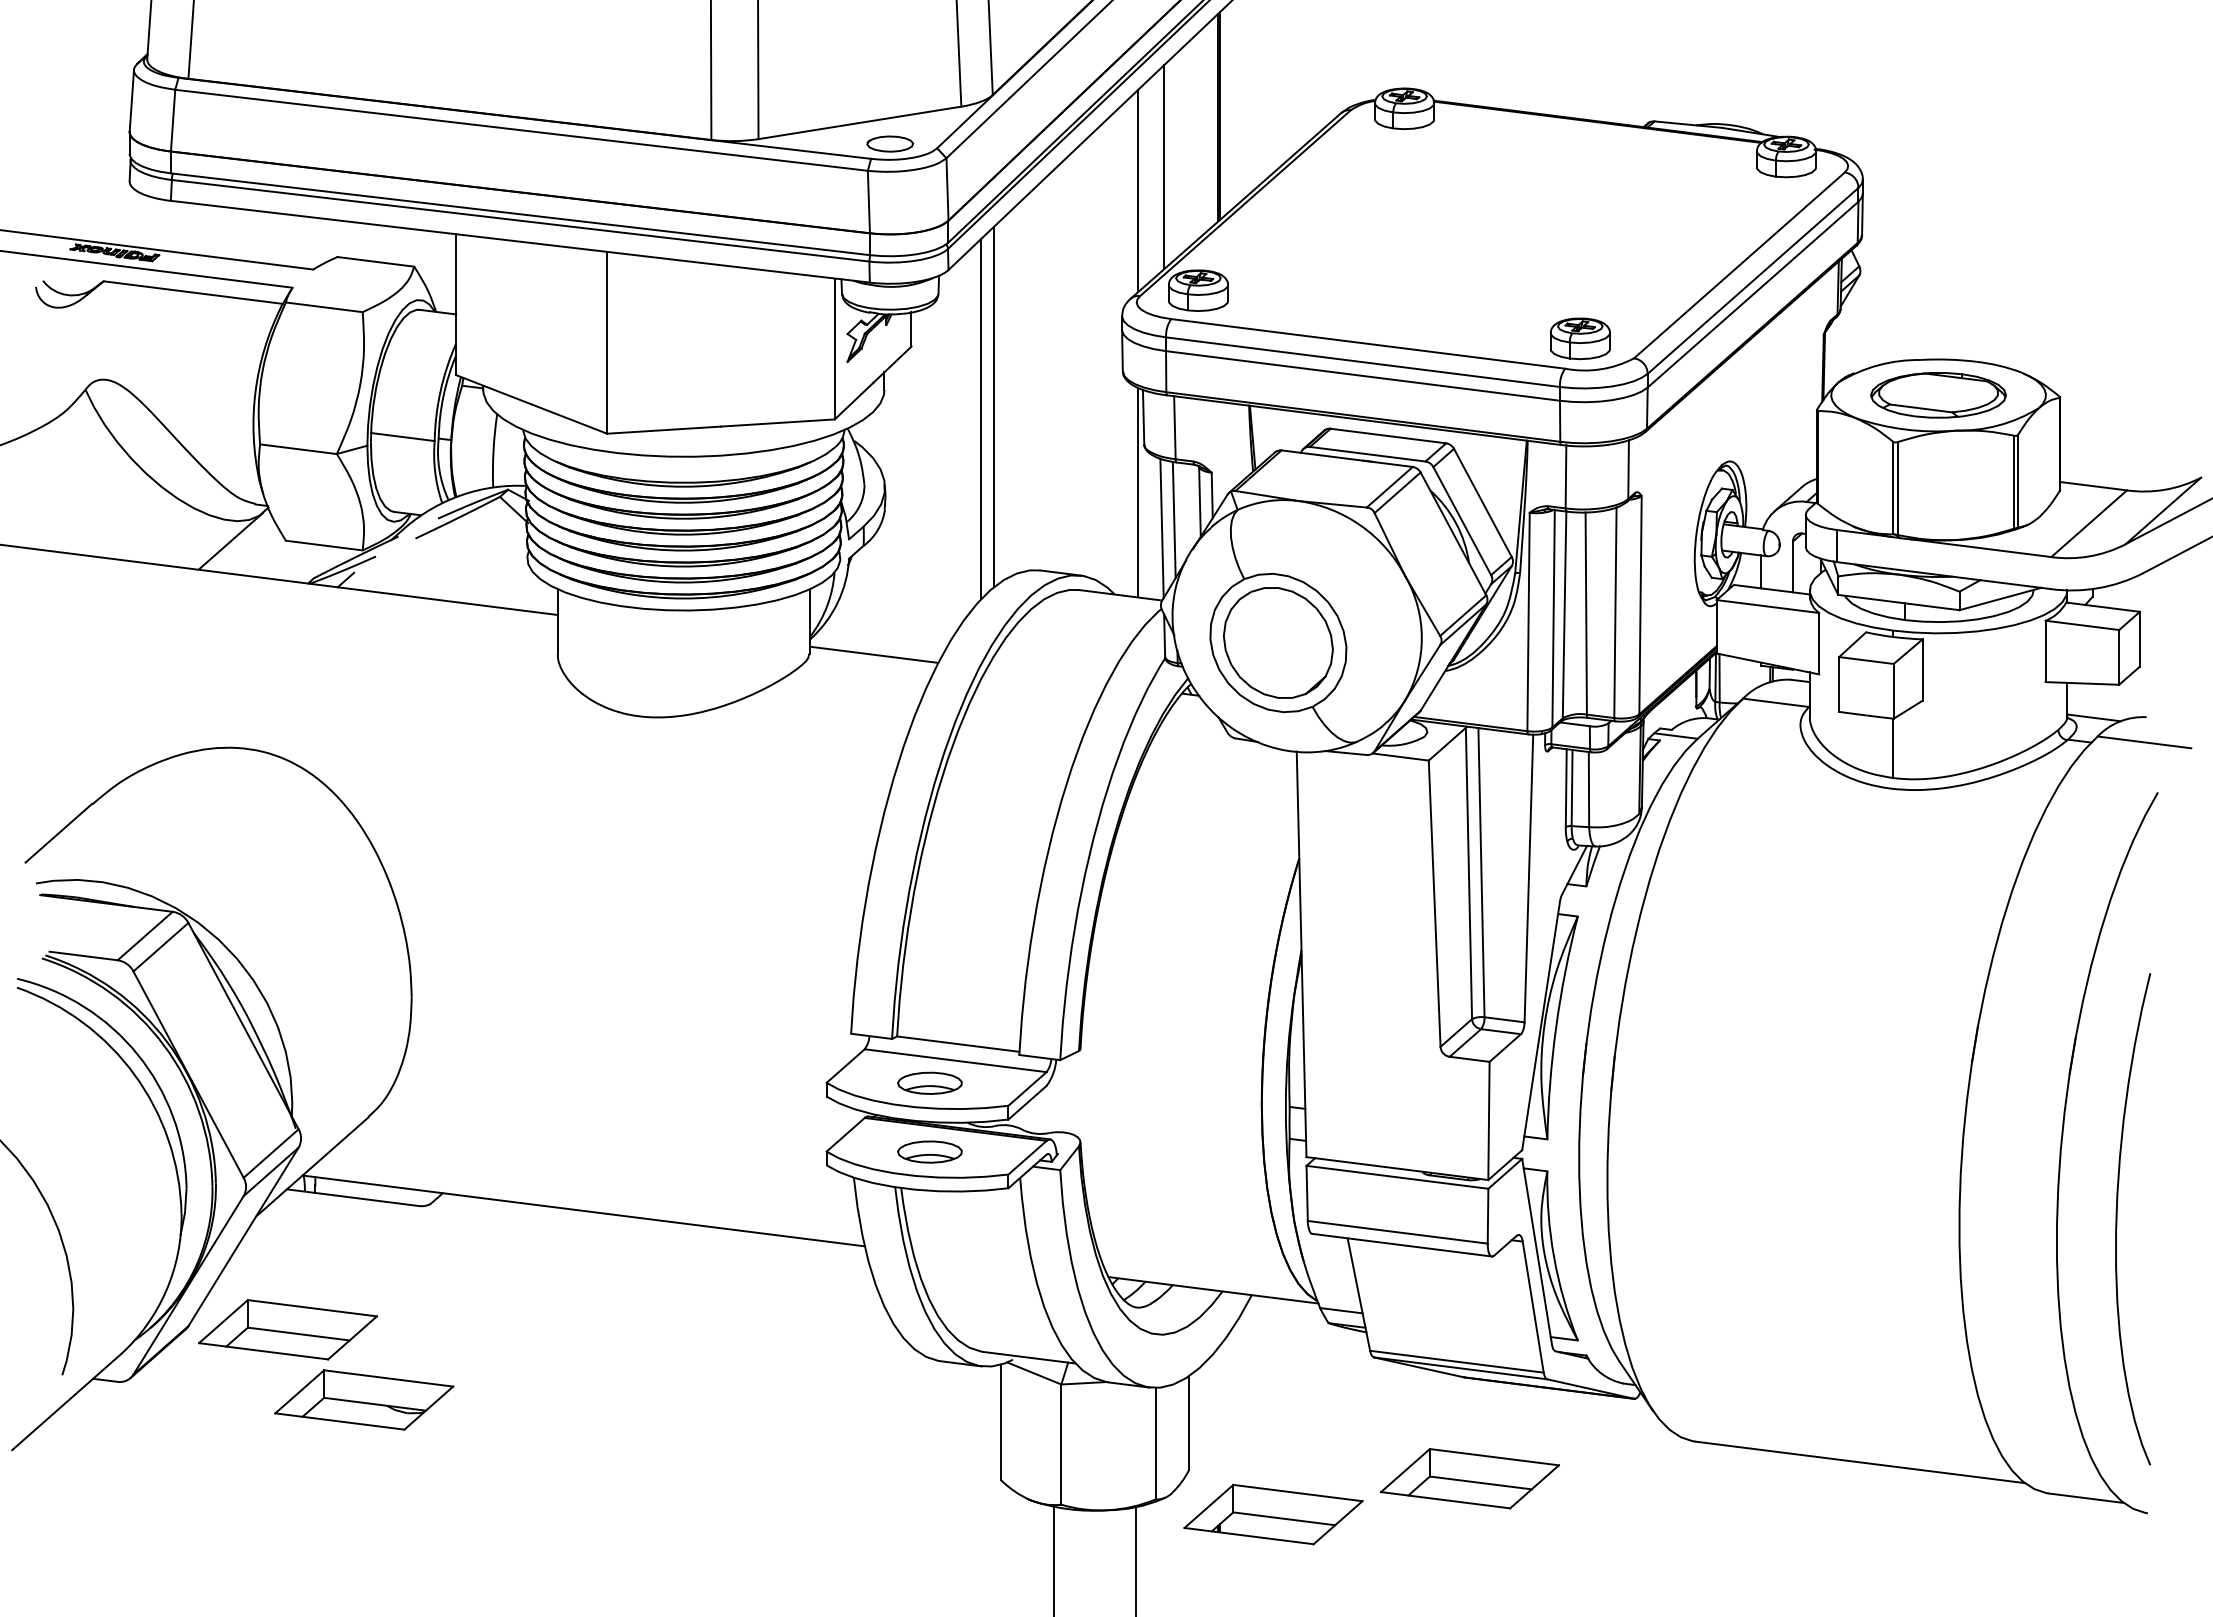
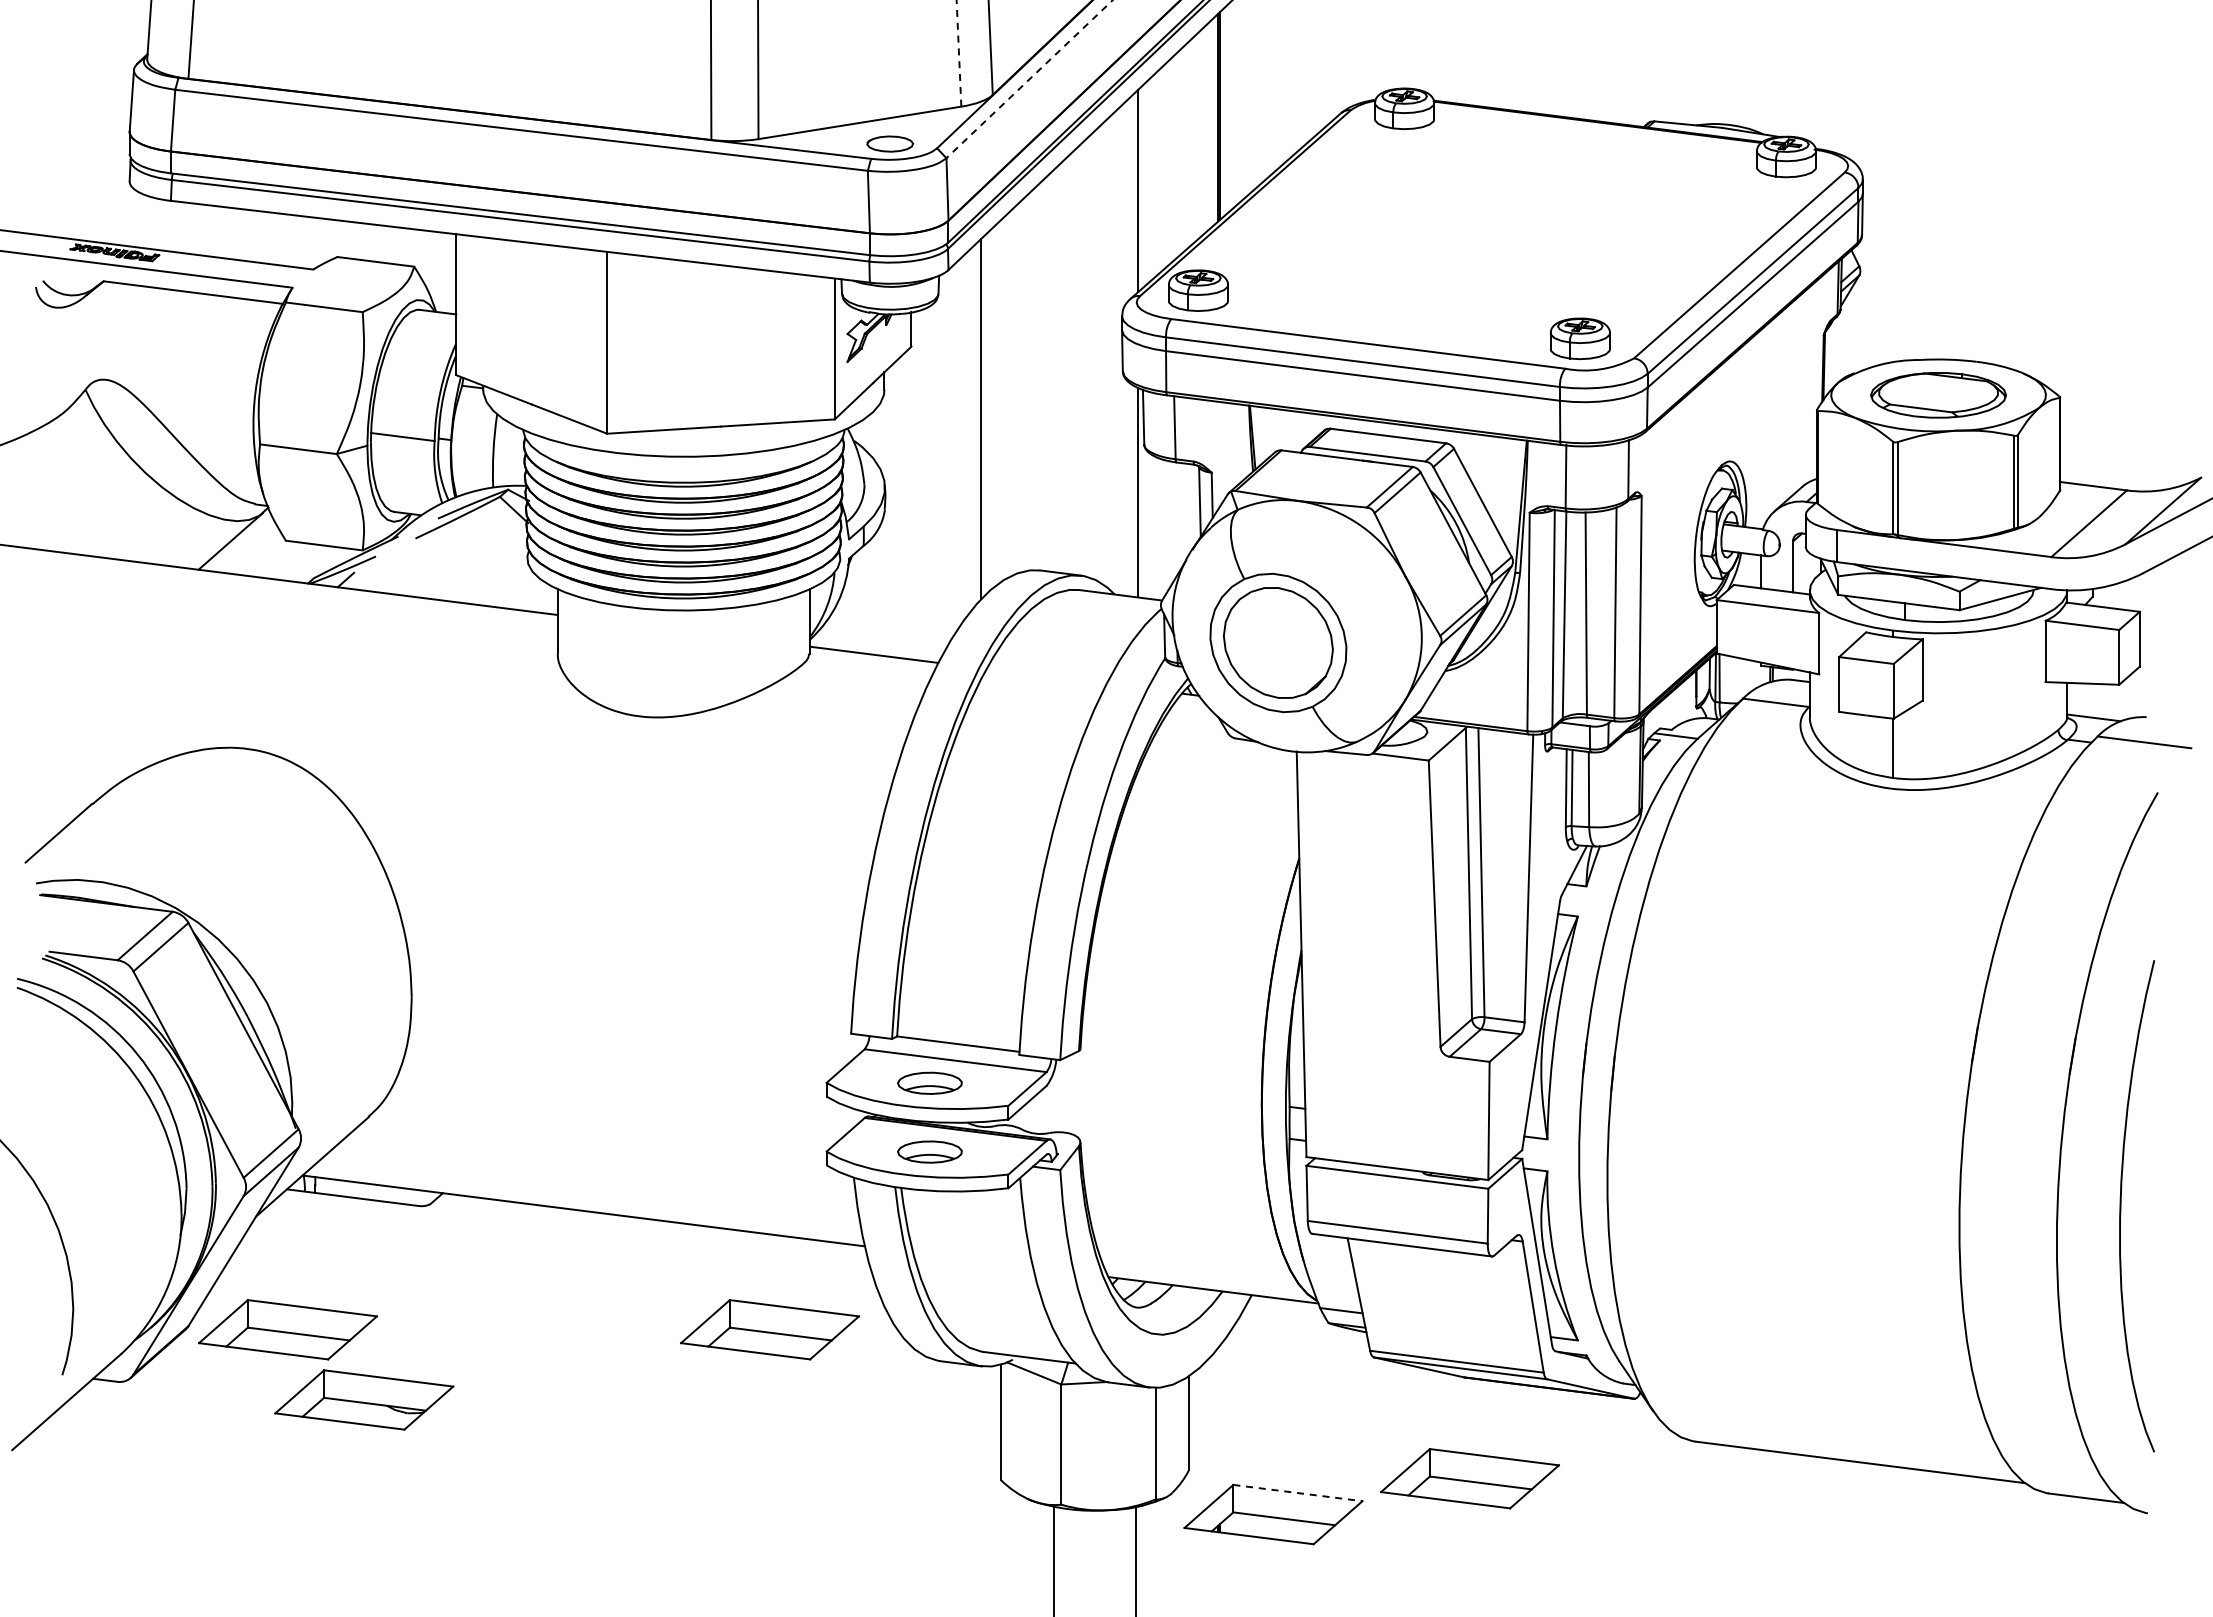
line: solid -> dashed (959, 53)
line: solid -> dashed (1029, 79)
line: present -> none (1164, 167)
line: present -> none (994, 406)
line: present -> none (1173, 519)
line: present -> none (1161, 528)
curve position: (2117, 1219) -> (2121, 1206) (2121, 1206)
part: none -> present (770, 1329)
line: solid -> dashed (1298, 1493)
